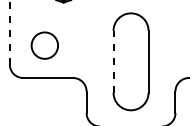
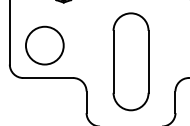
line: dashed -> solid (9, 31)
circle diameter: 26 px -> 38 px (44, 45)
line: dashed -> solid (113, 61)
